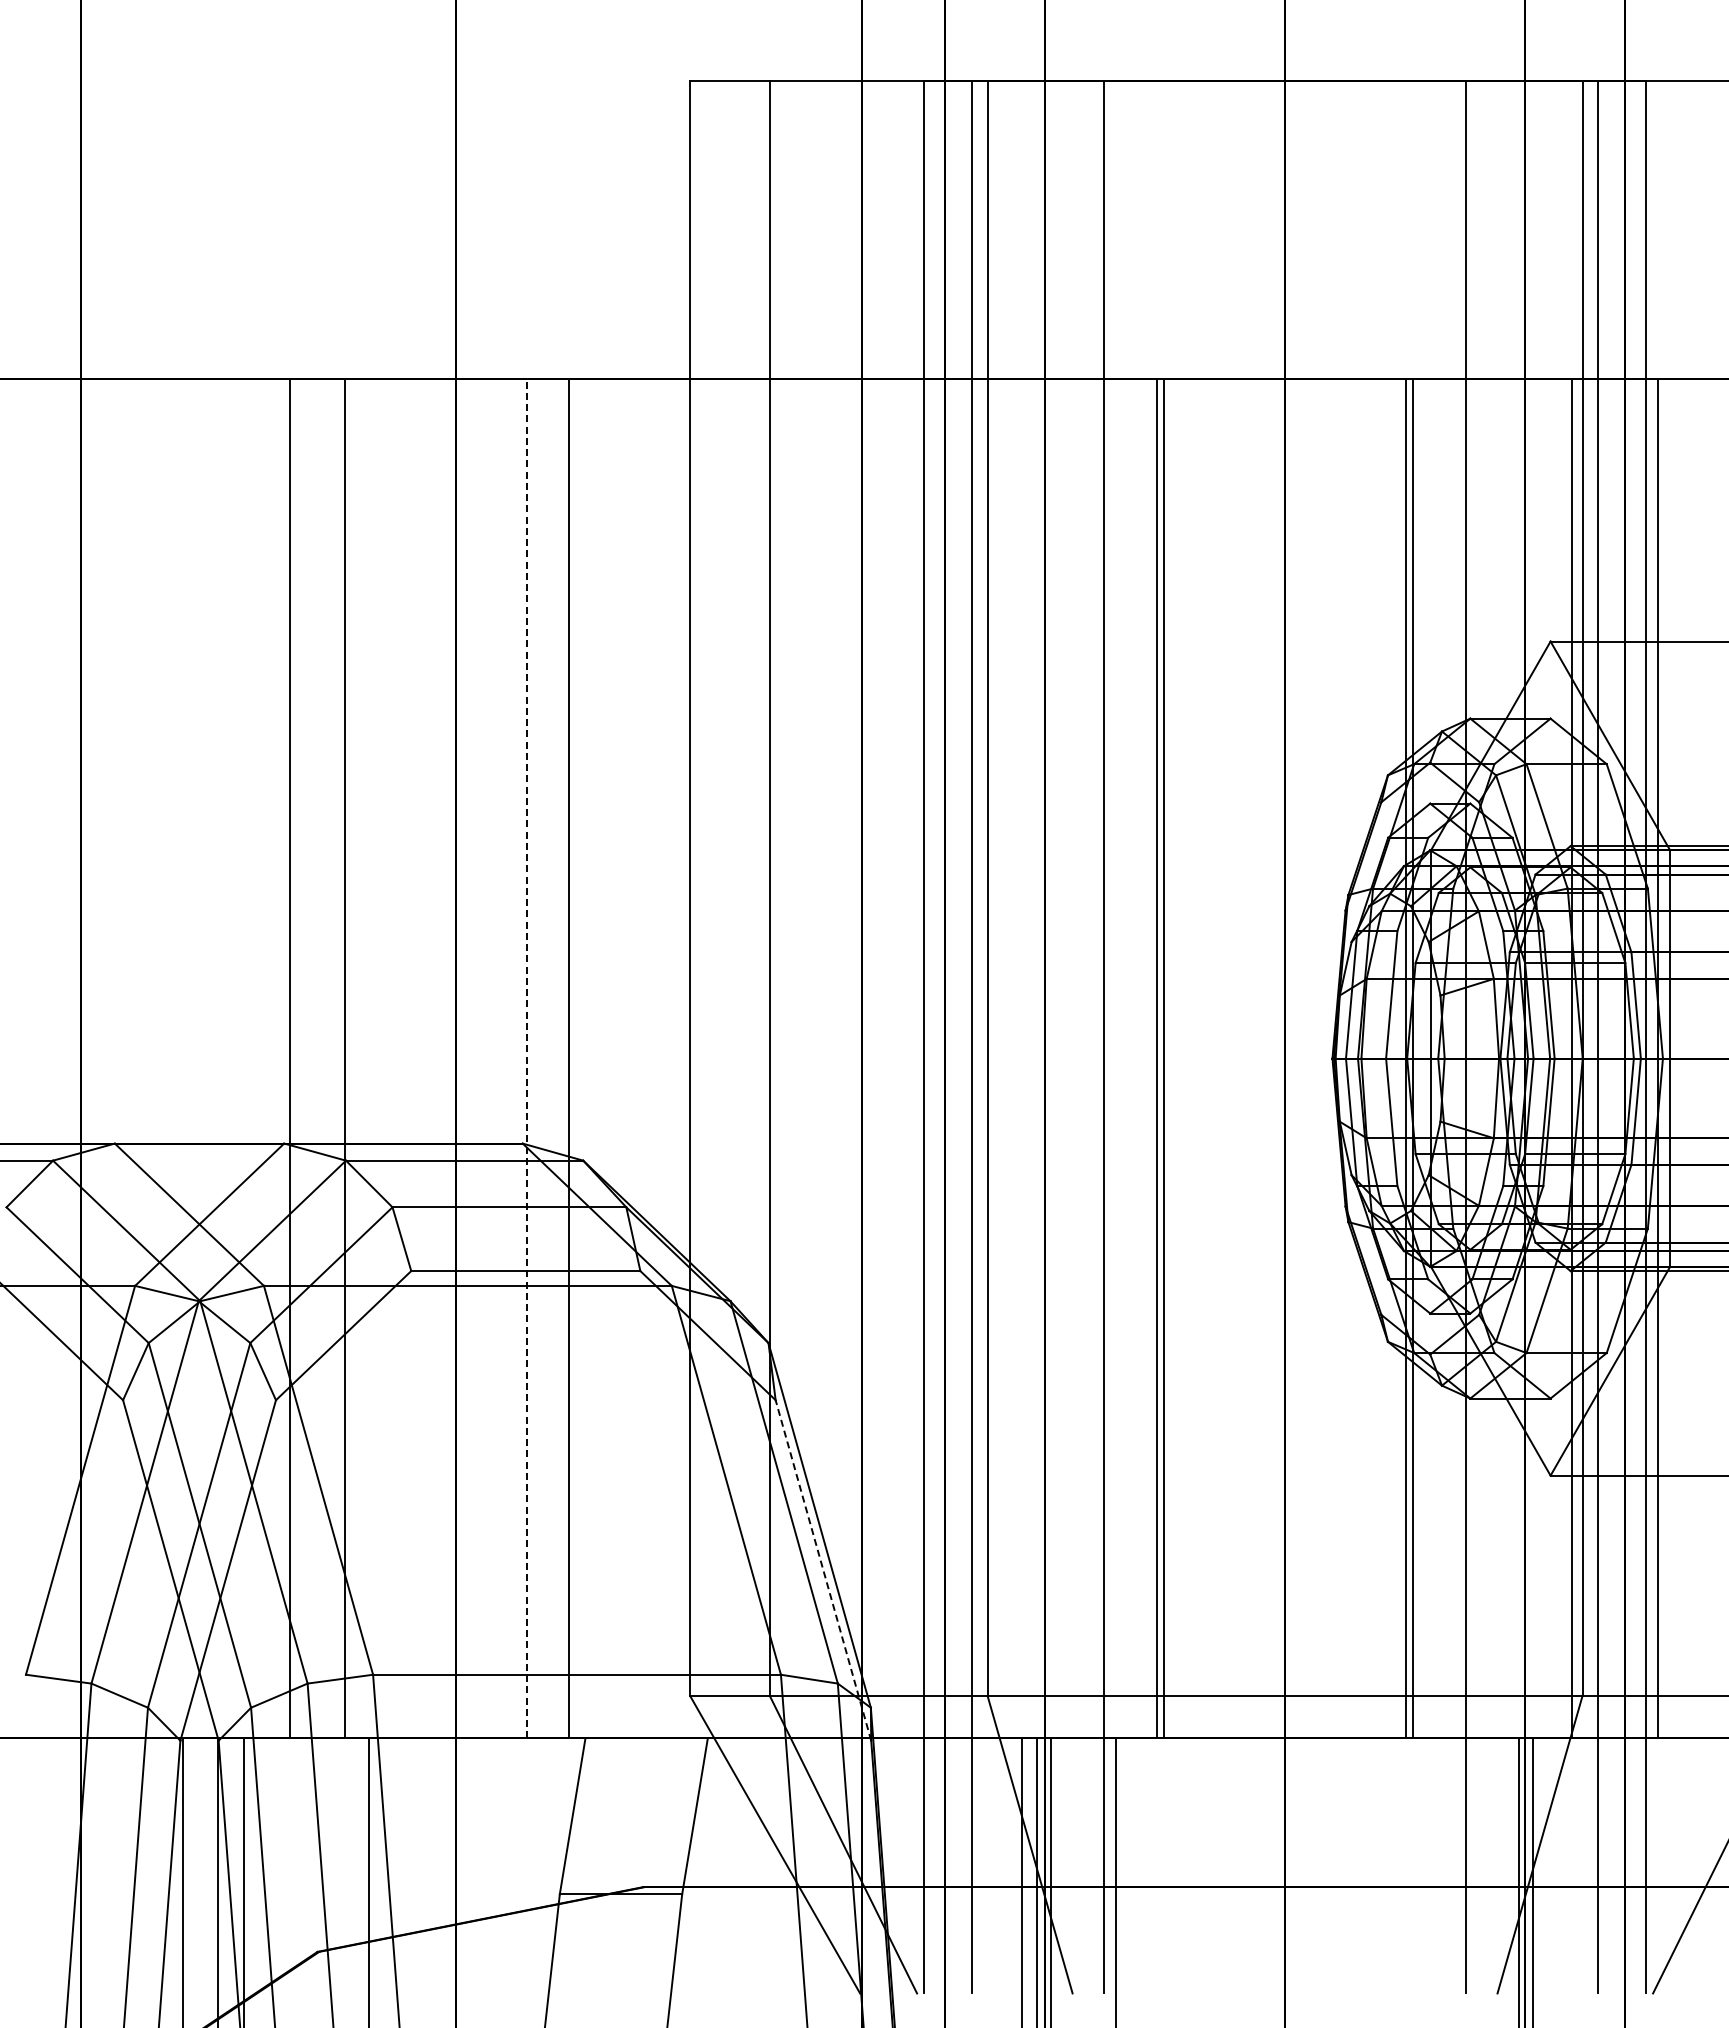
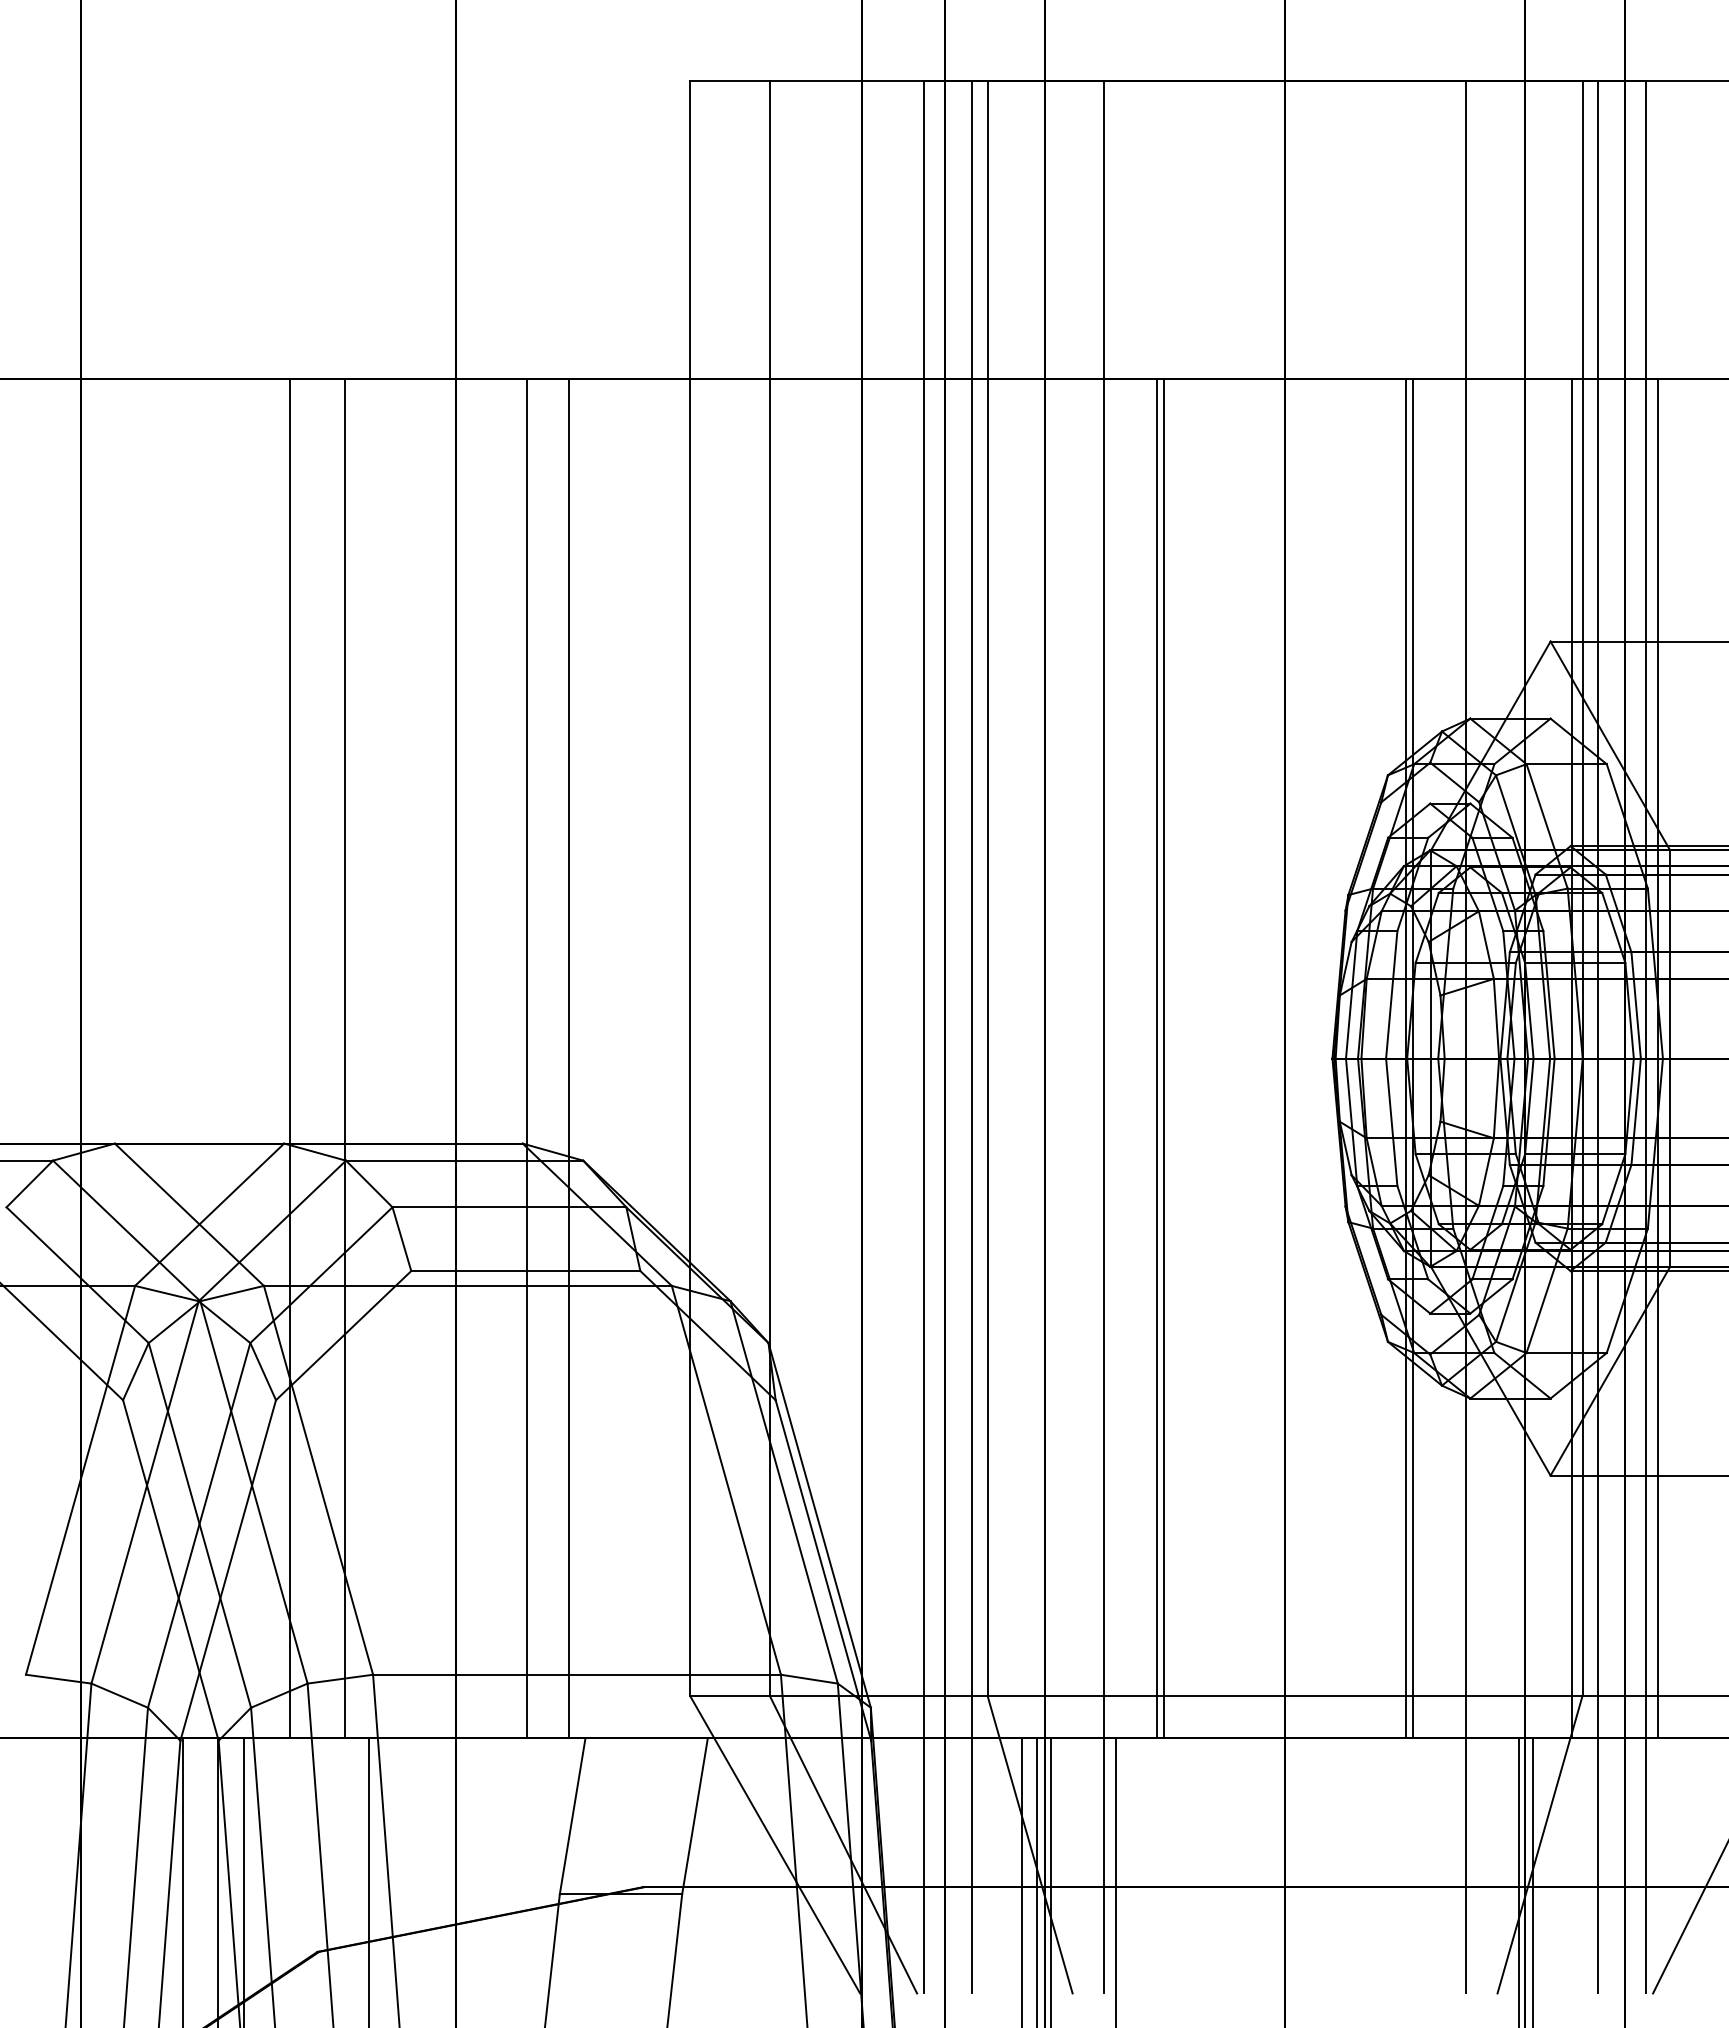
line: dashed -> solid (526, 1058)
line: dashed -> solid (823, 1570)
